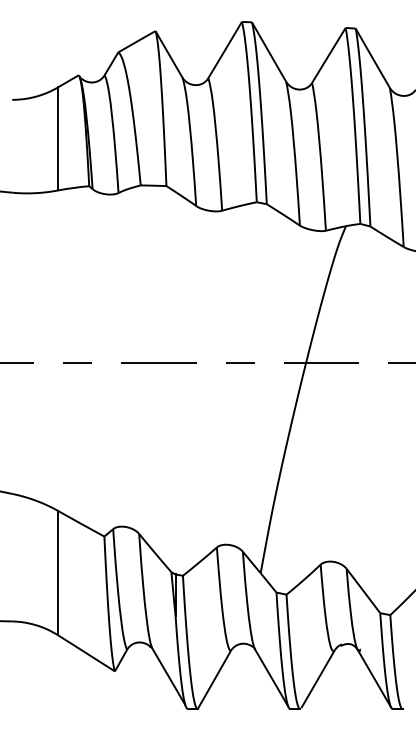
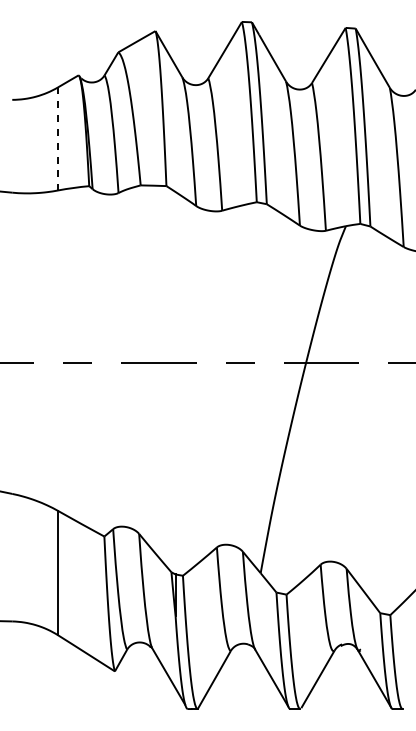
line: solid -> dashed (57, 138)
